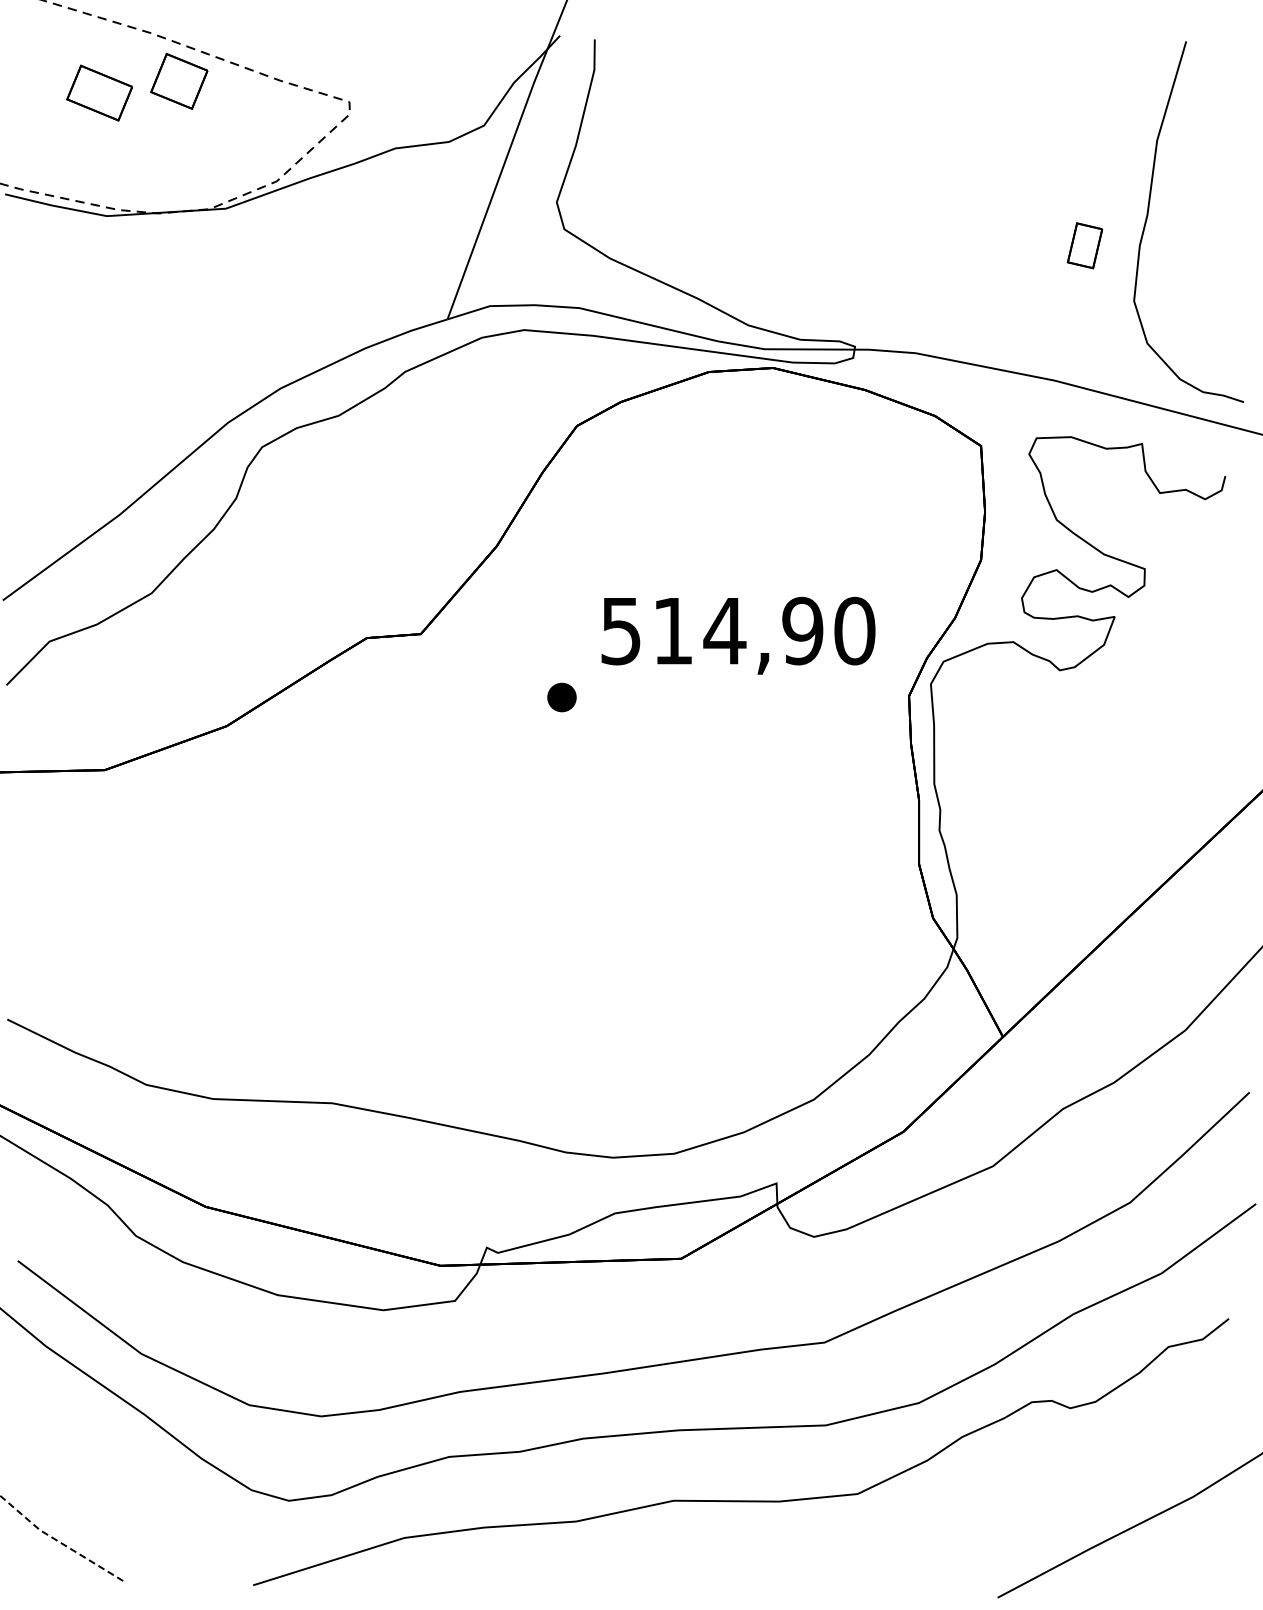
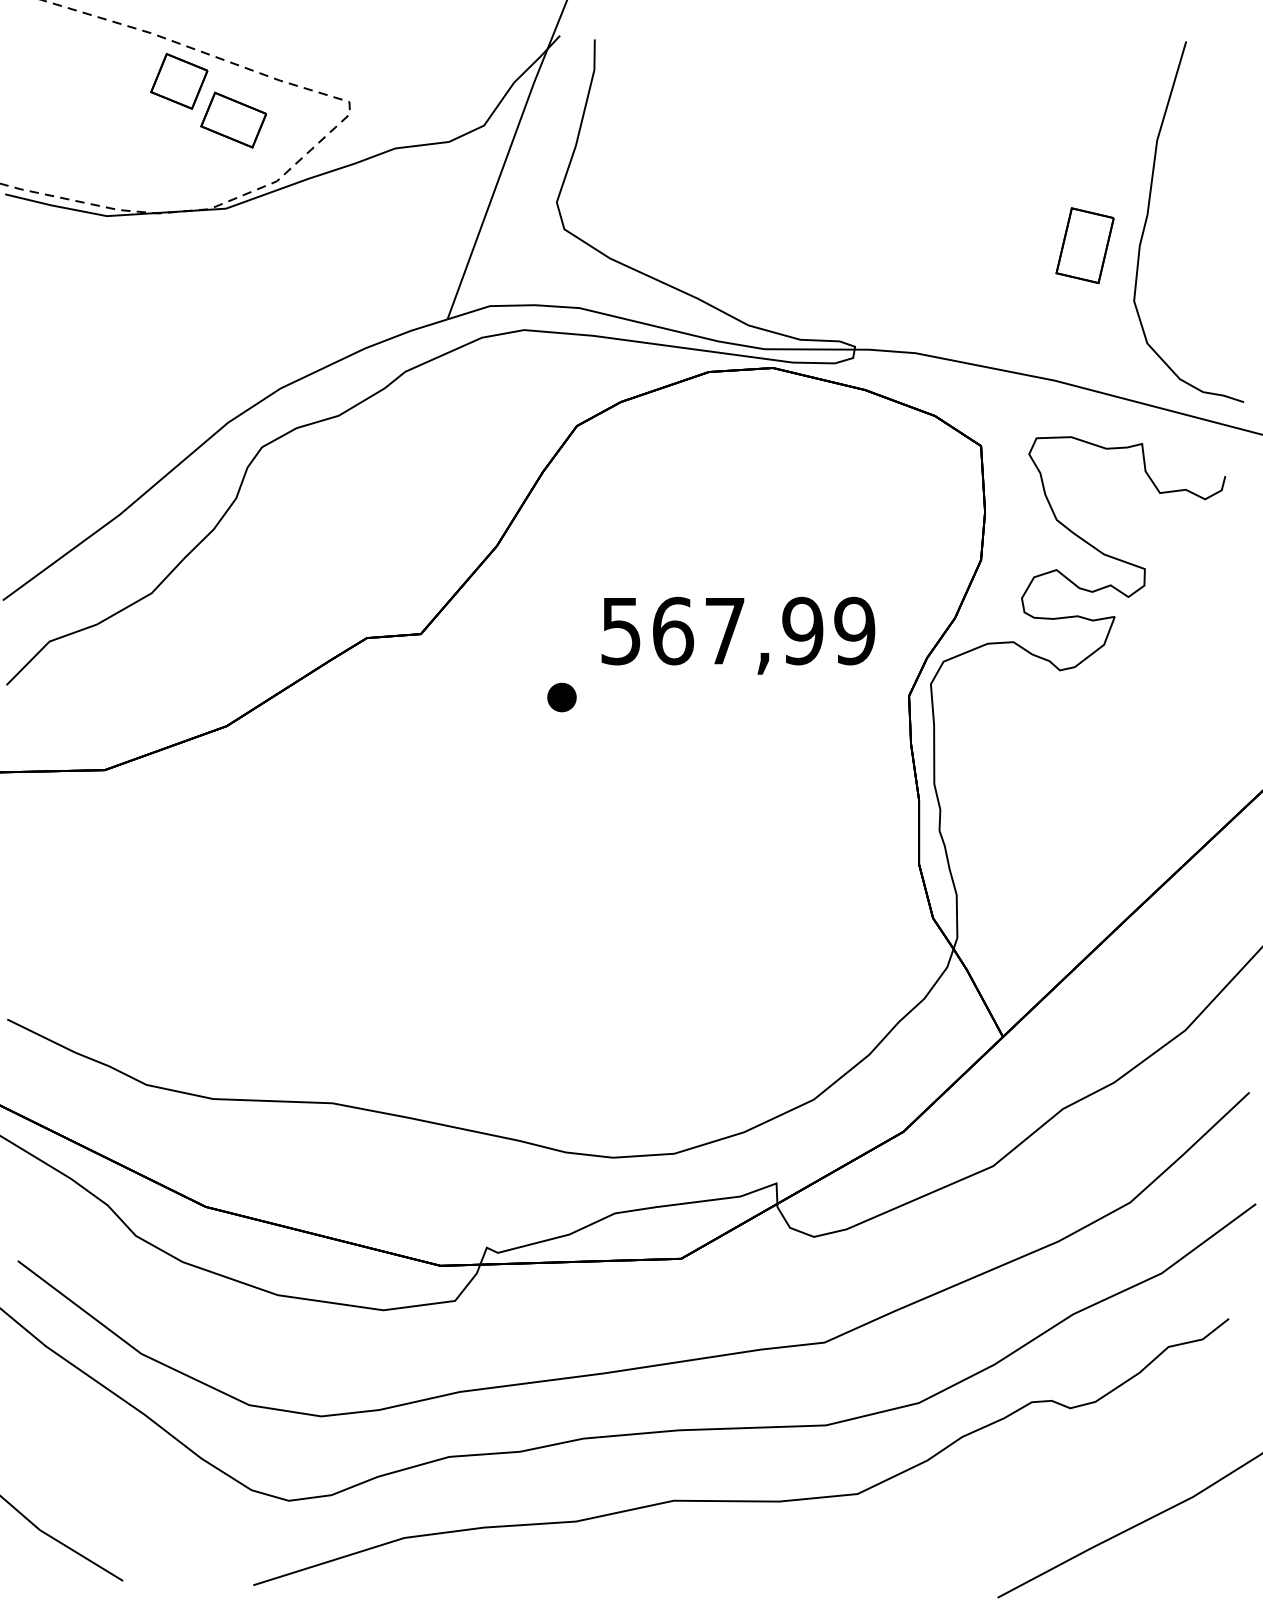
part position: (99, 92) -> (233, 119) (233, 119)
part size: 38x48 px -> 60x78 px (1084, 245)
text: 514,90 -> 567,99 (764, 630)
line: dashed -> solid (58, 1541)
